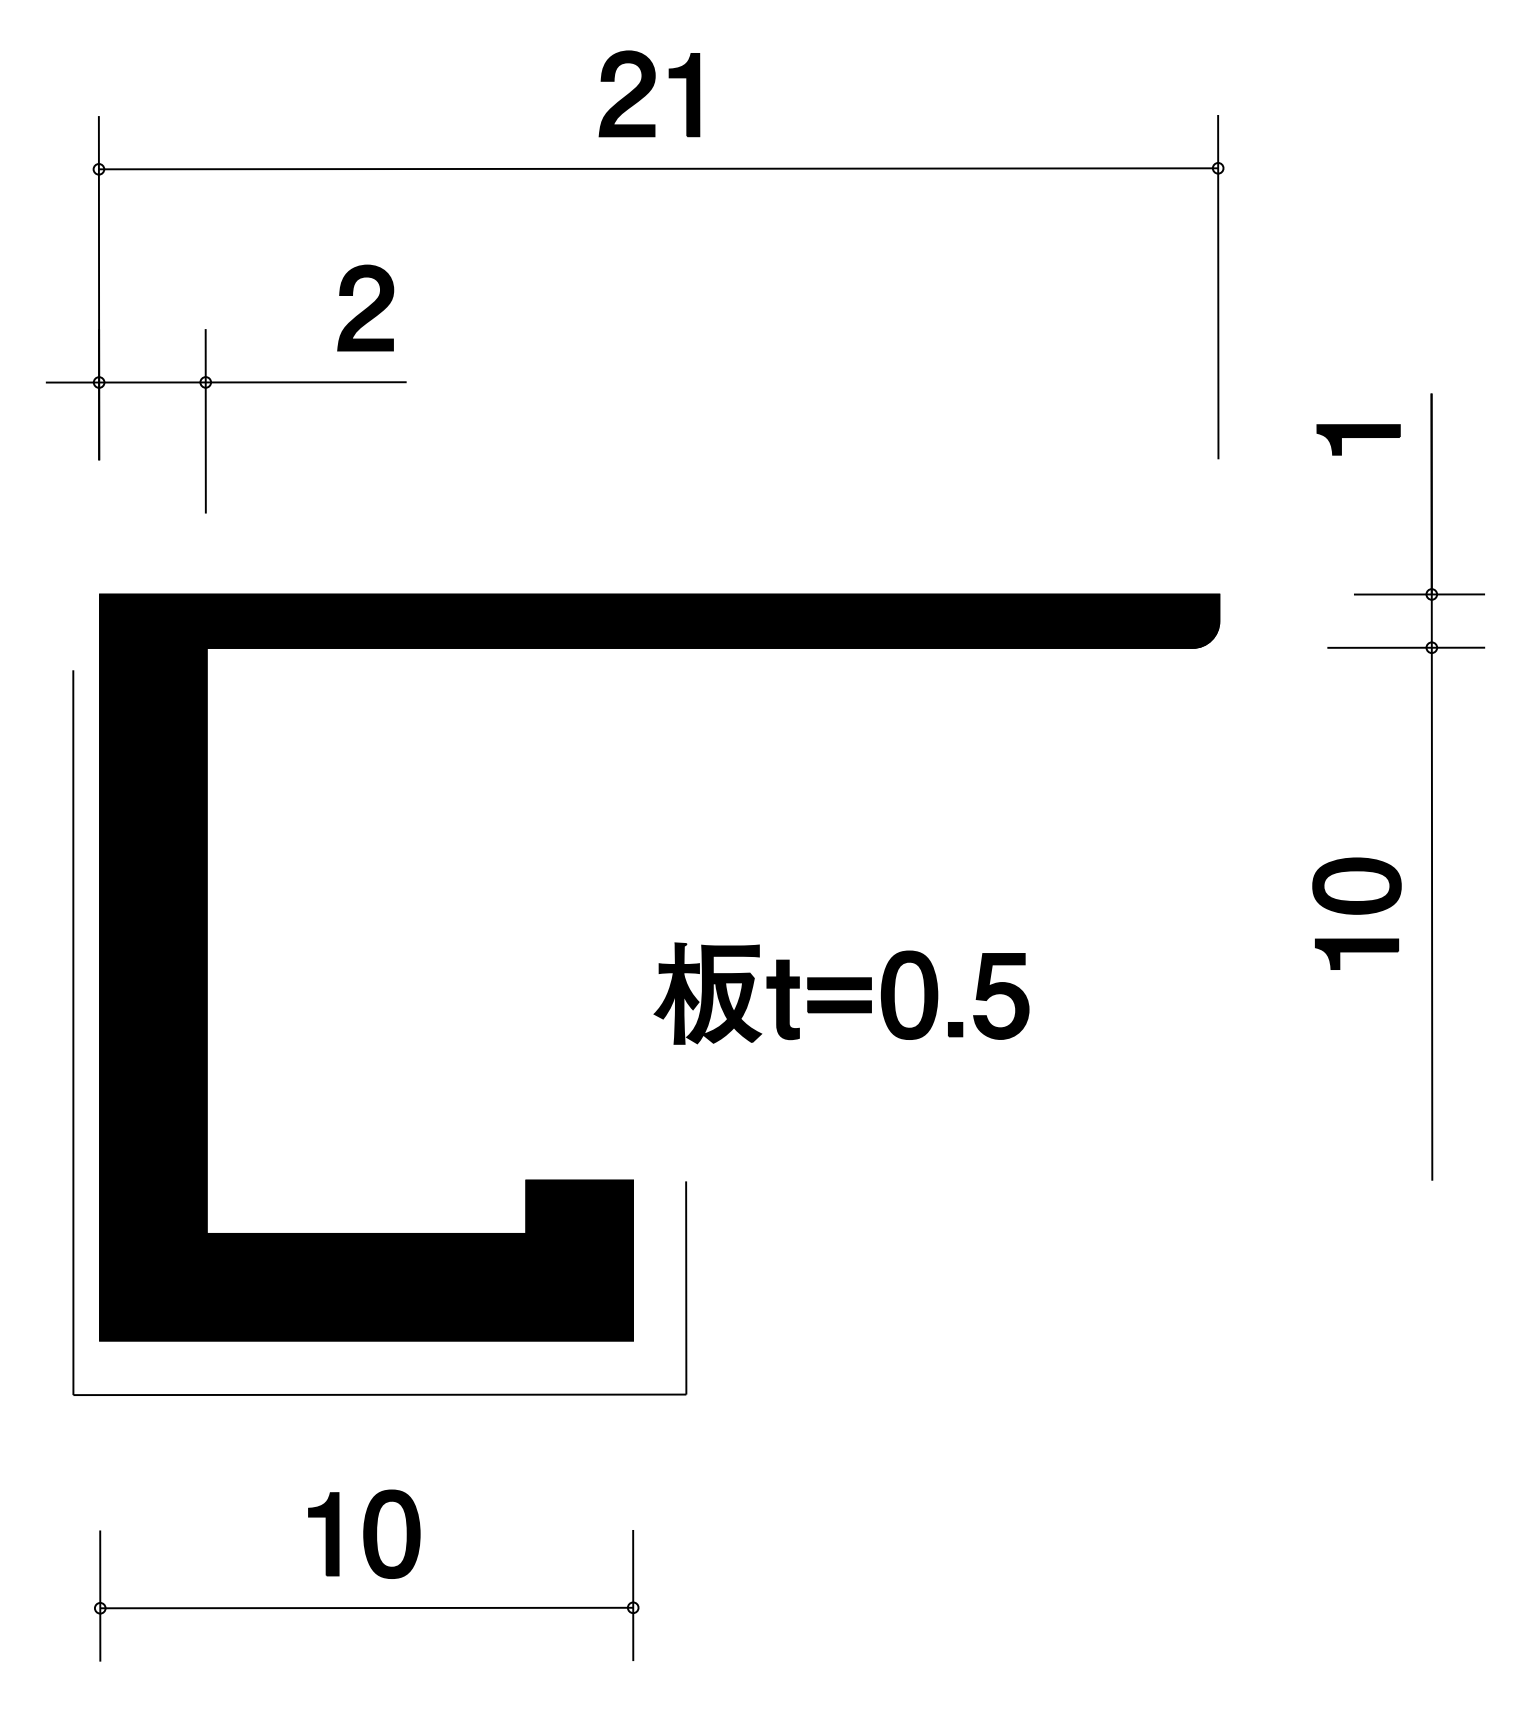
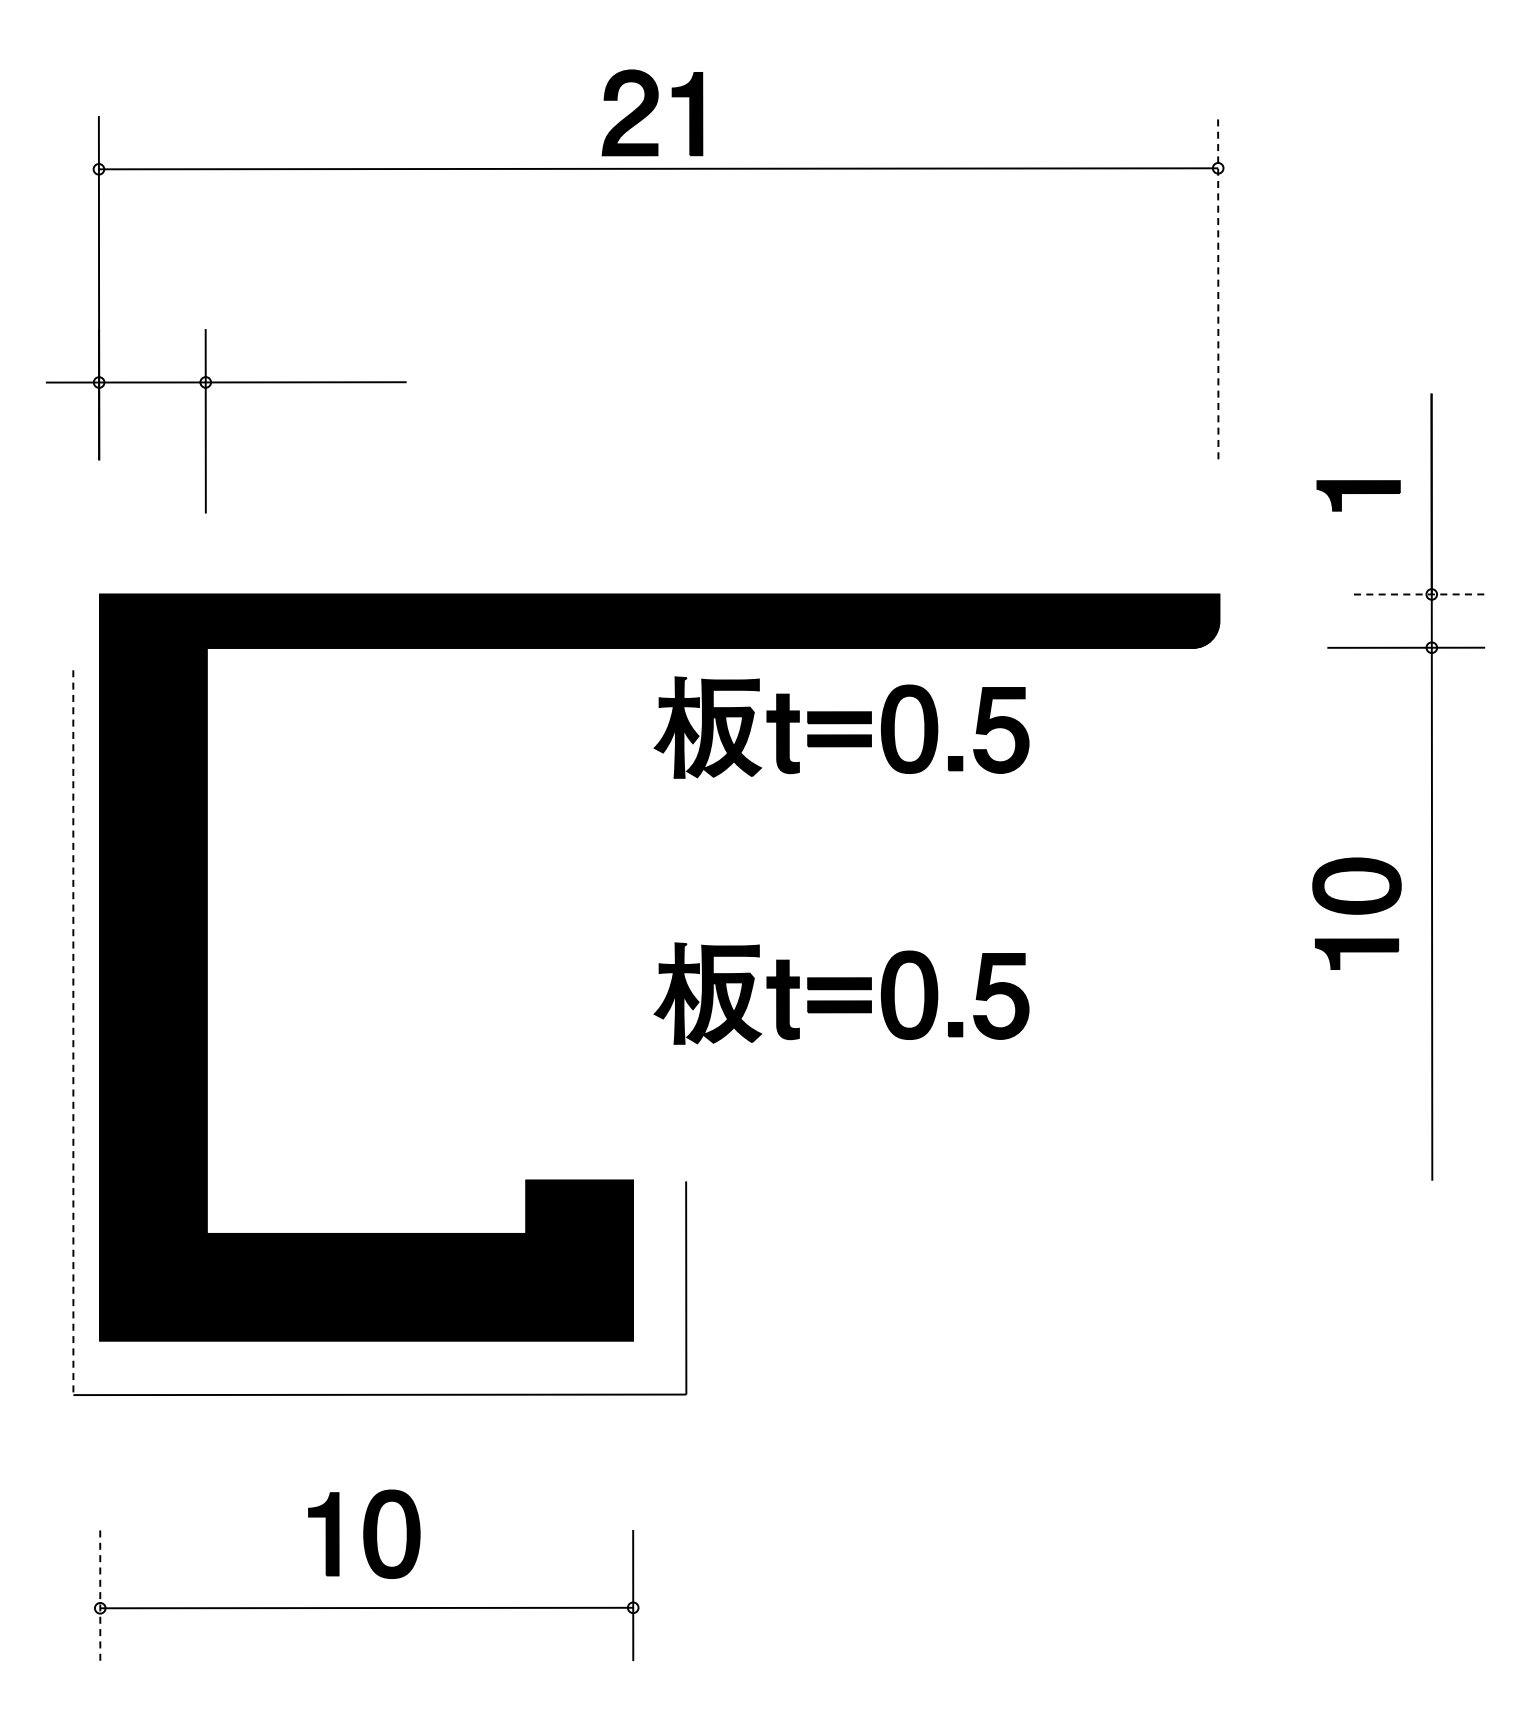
part position: (649, 93) -> (652, 112) (652, 112)
line: solid -> dashed (1218, 286)
part: present -> none (365, 307)
part position: (1358, 439) -> (1358, 495) (1358, 495)
line: solid -> dashed (1419, 594)
part: none -> present (841, 727)
line: solid -> dashed (73, 1033)
line: solid -> dashed (100, 1596)
